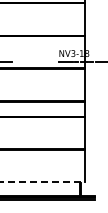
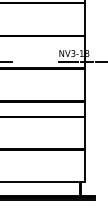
line: dashed -> solid (42, 182)
